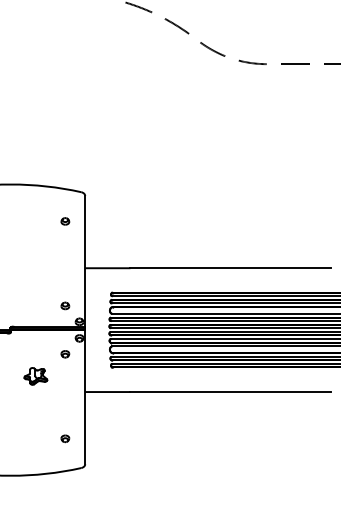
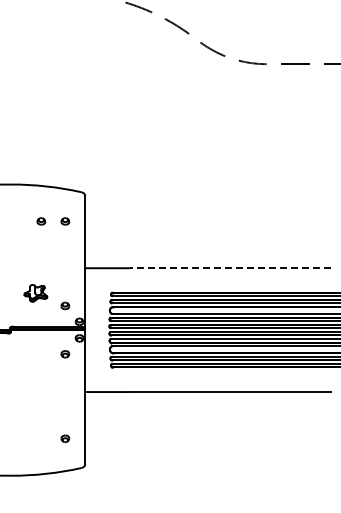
part: none -> present (41, 221)
line: solid -> dashed (229, 268)
part position: (35, 376) -> (35, 293) (35, 293)
